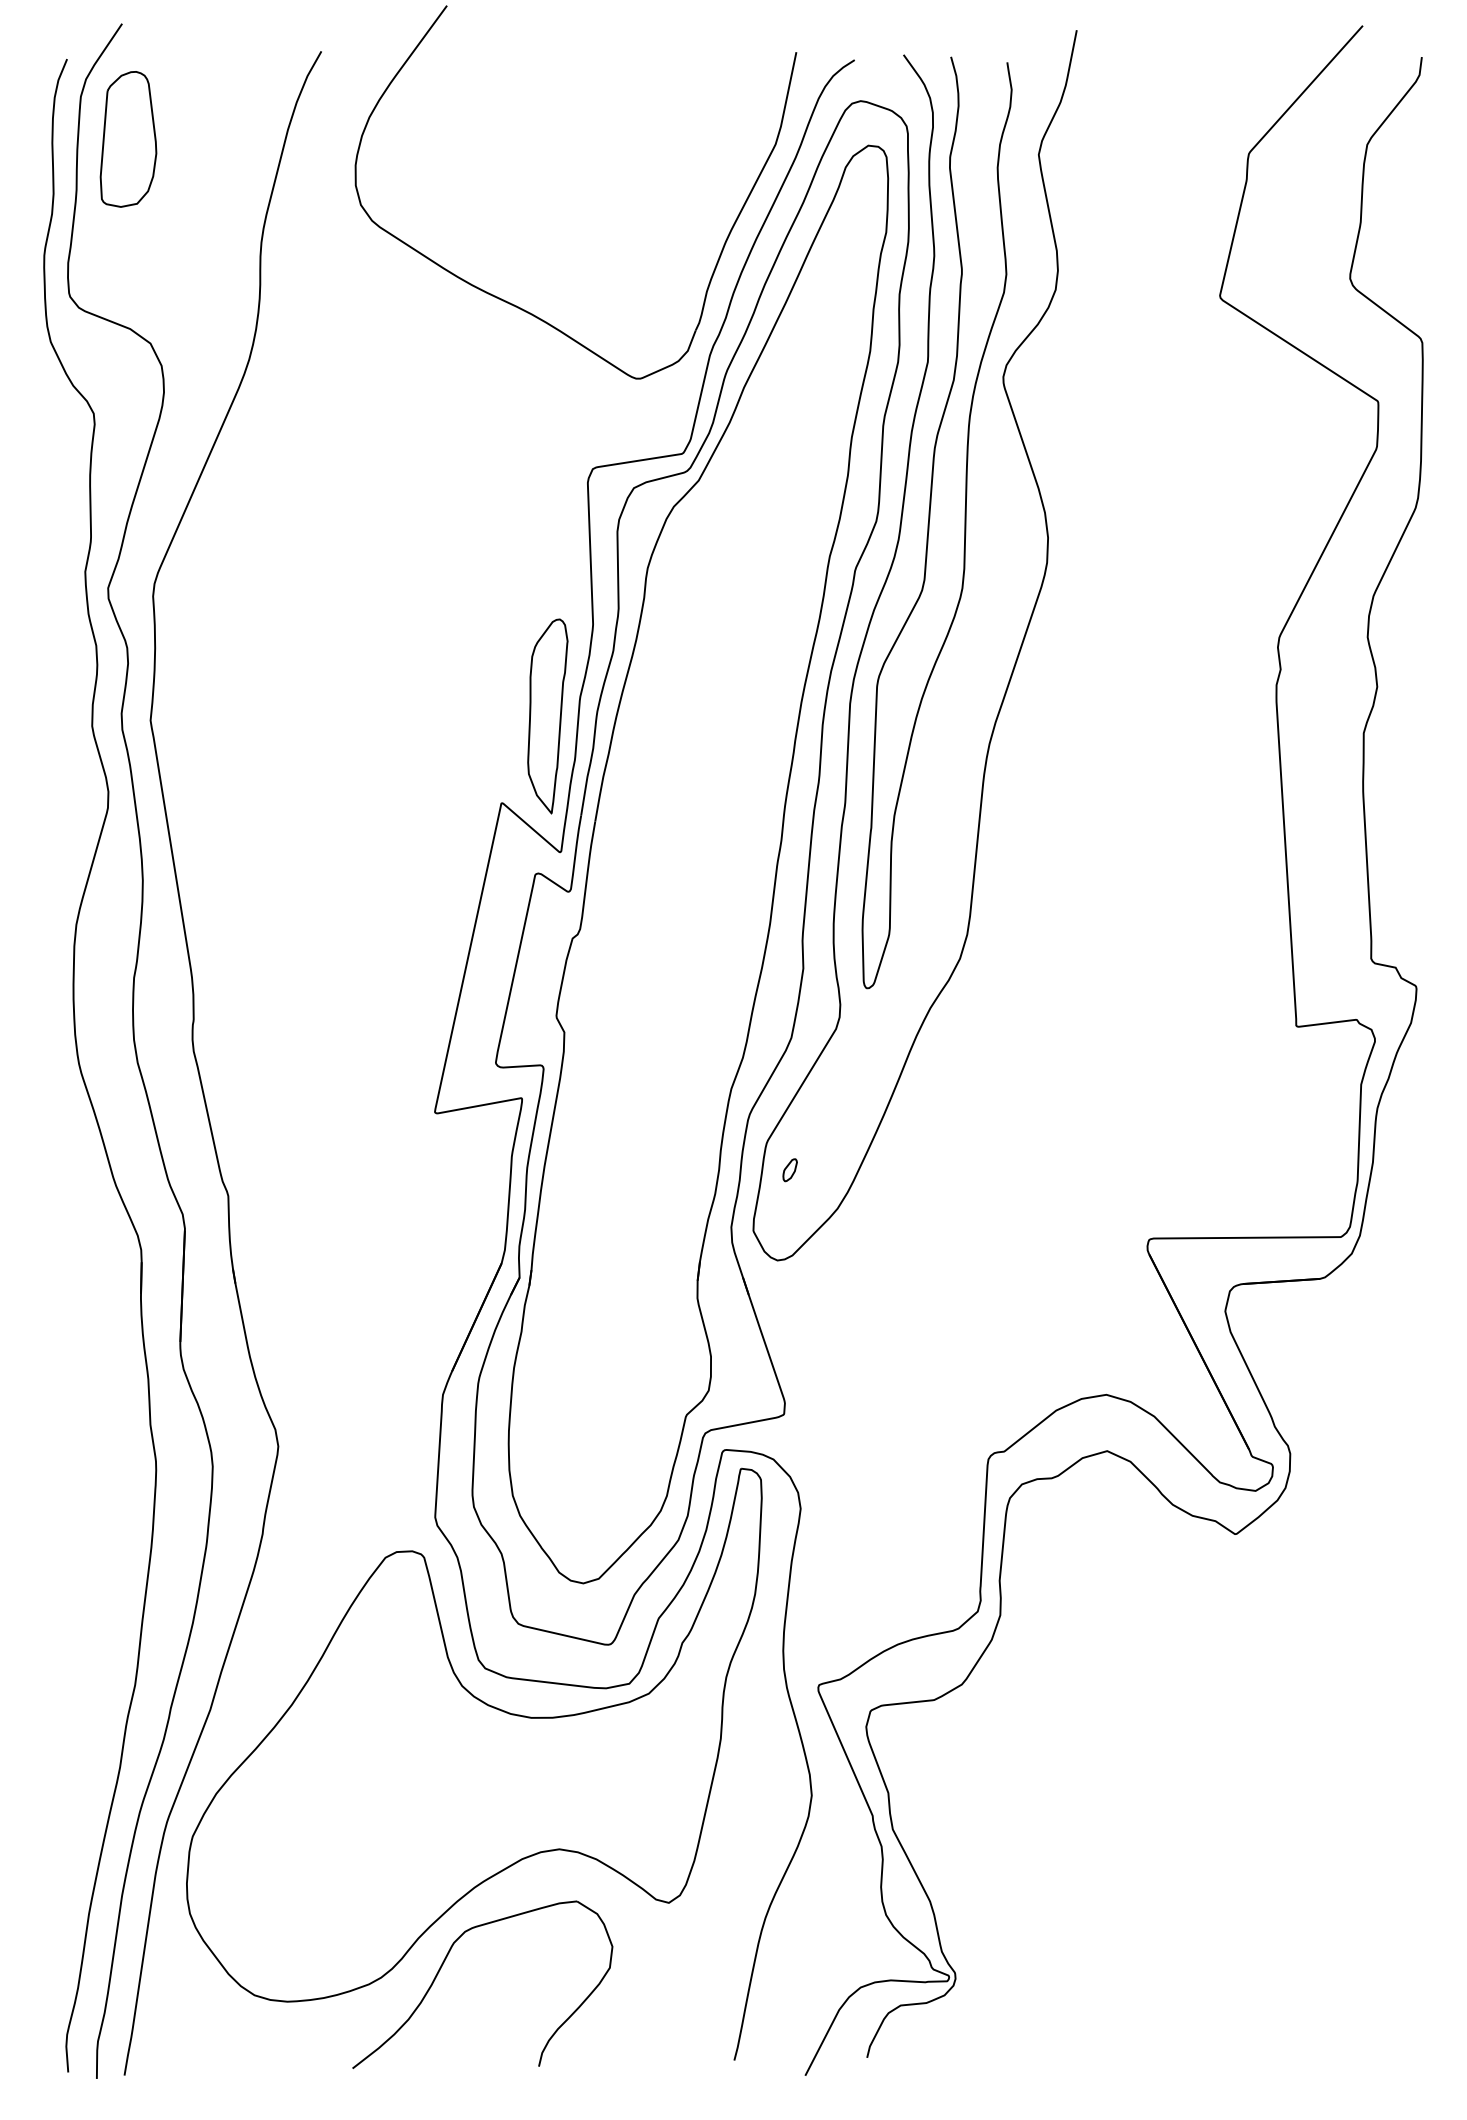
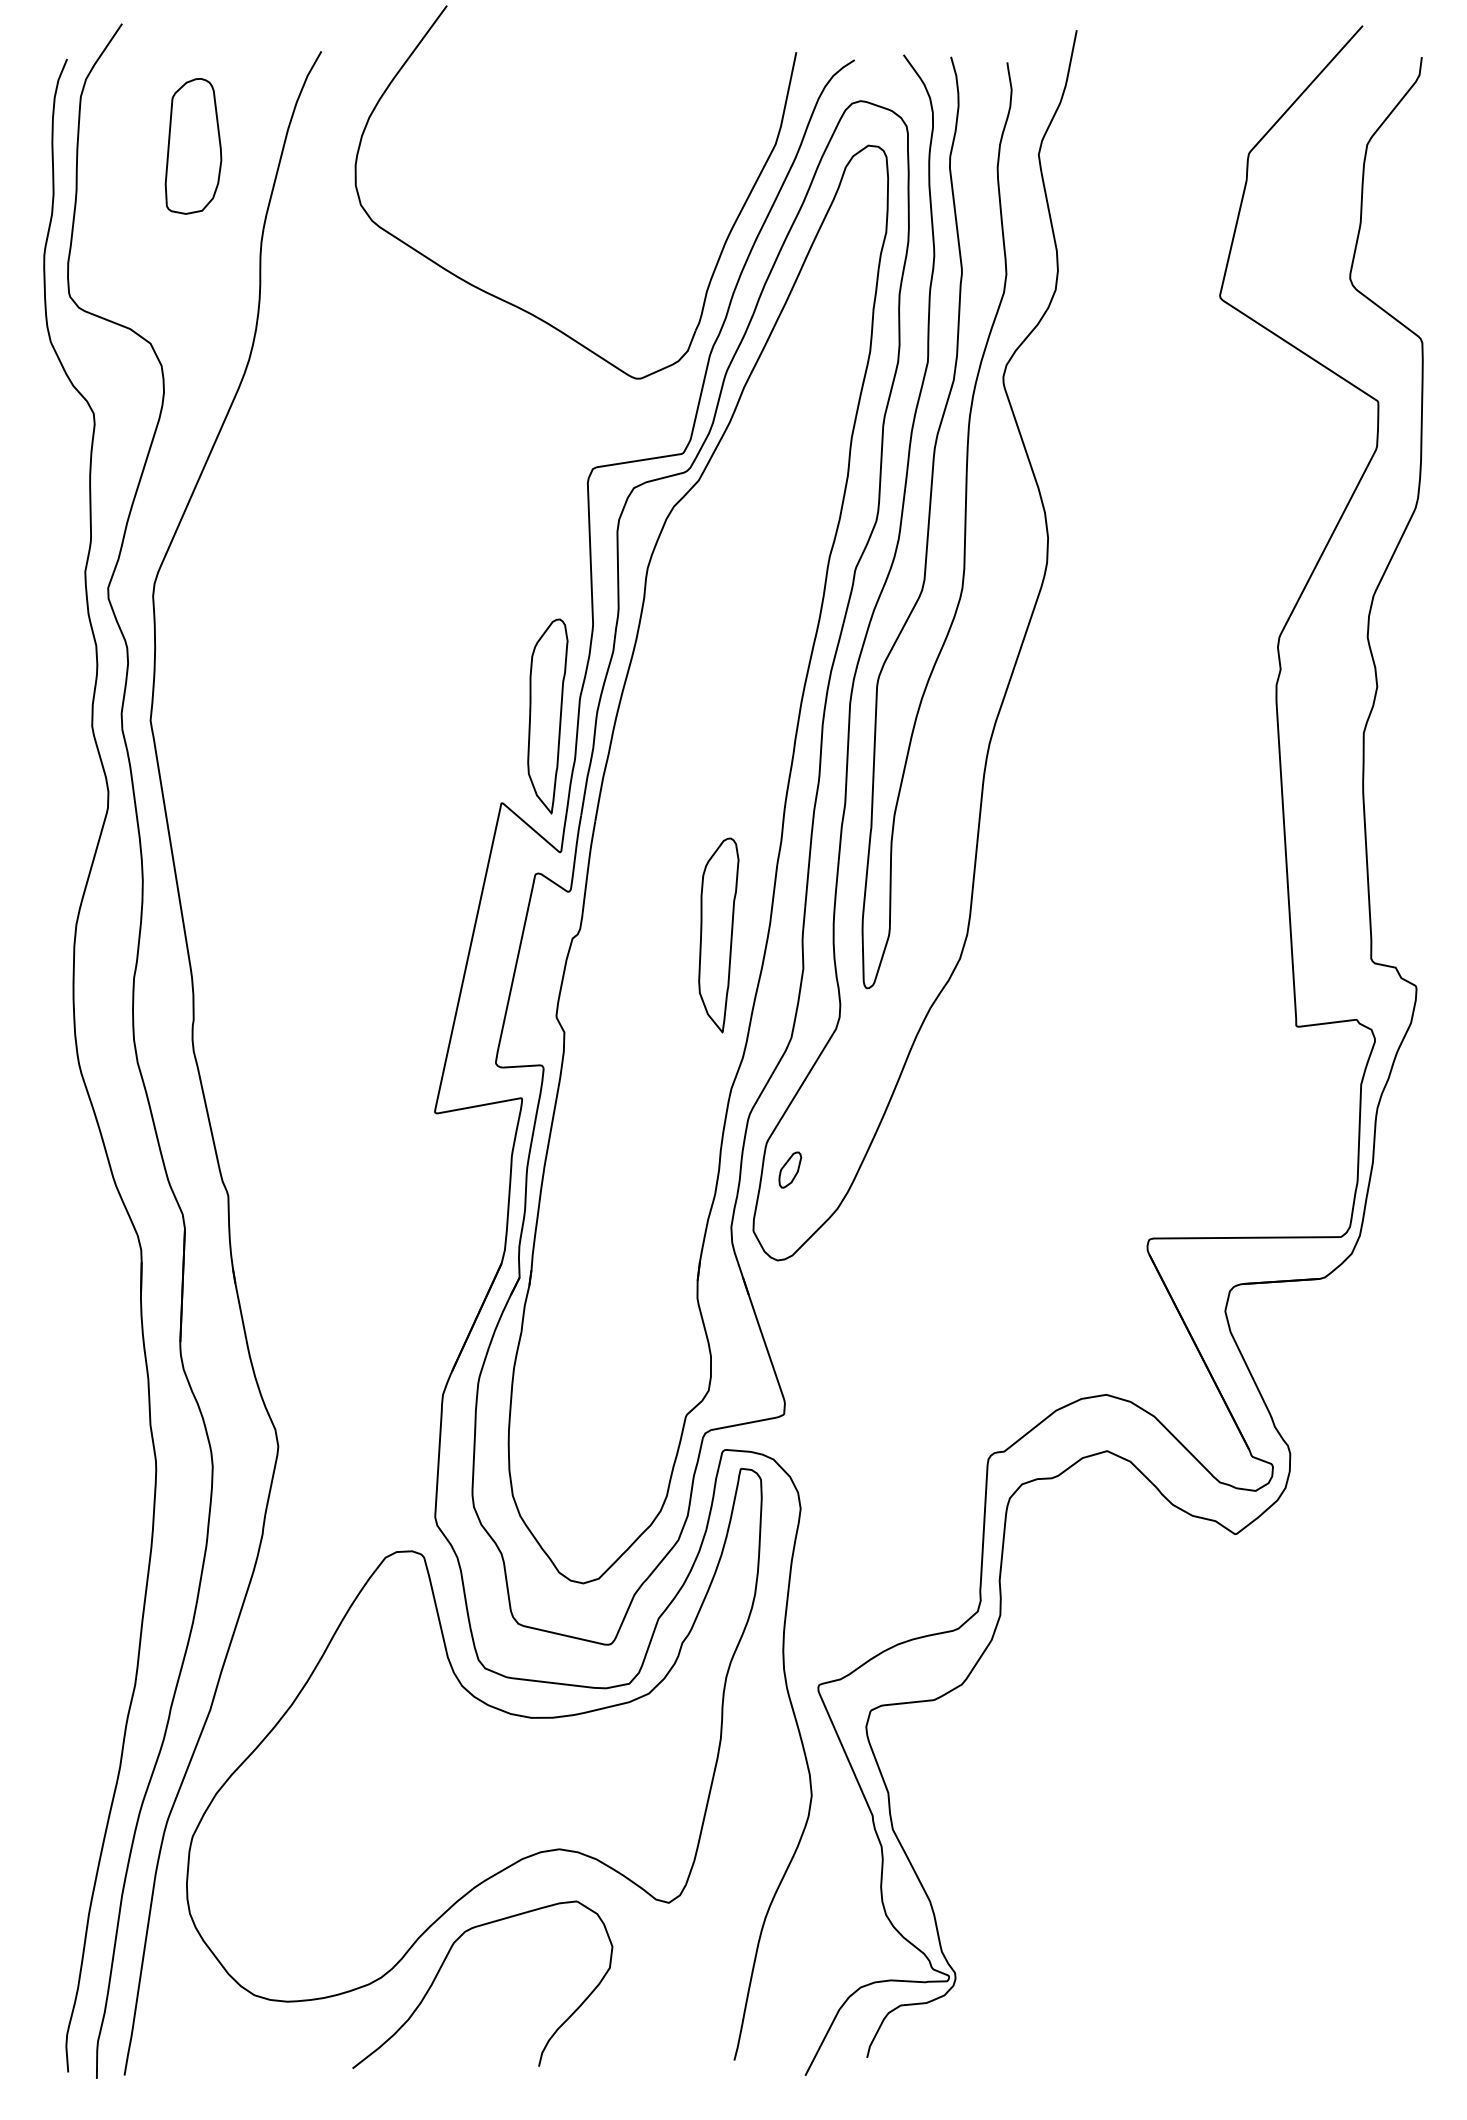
part position: (128, 139) -> (193, 146) (193, 146)
part: none -> present (718, 935)
part size: 16x25 px -> 25x38 px (790, 1169)
